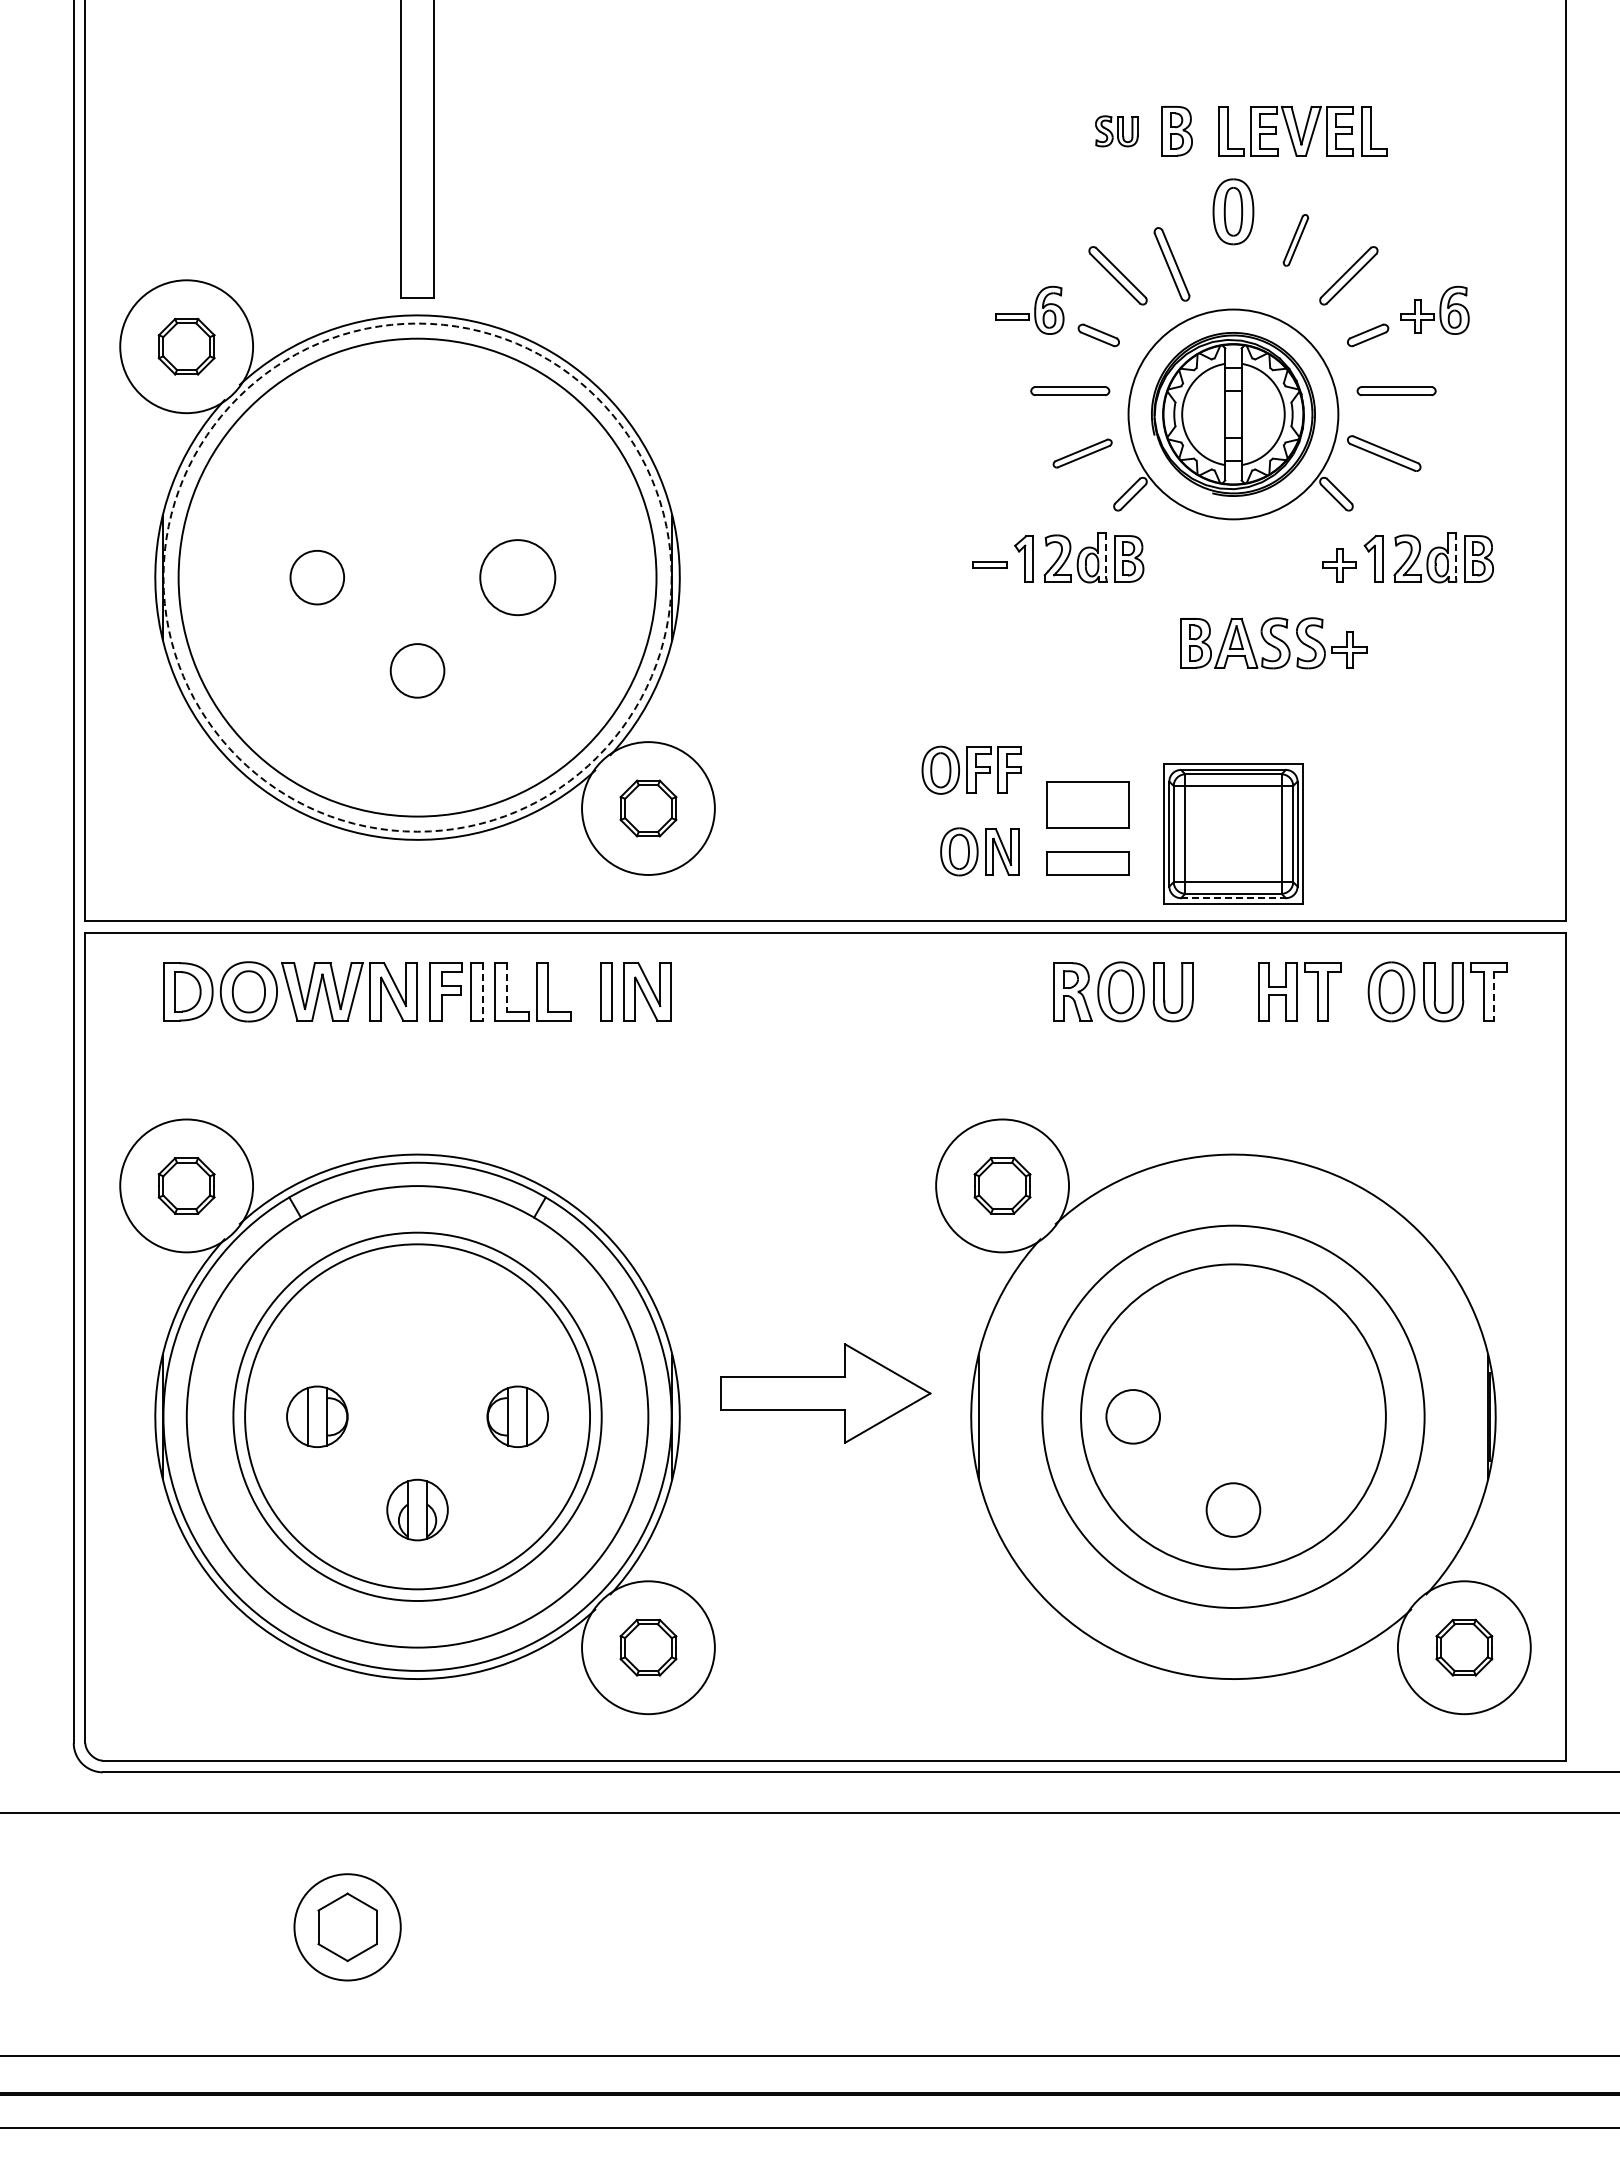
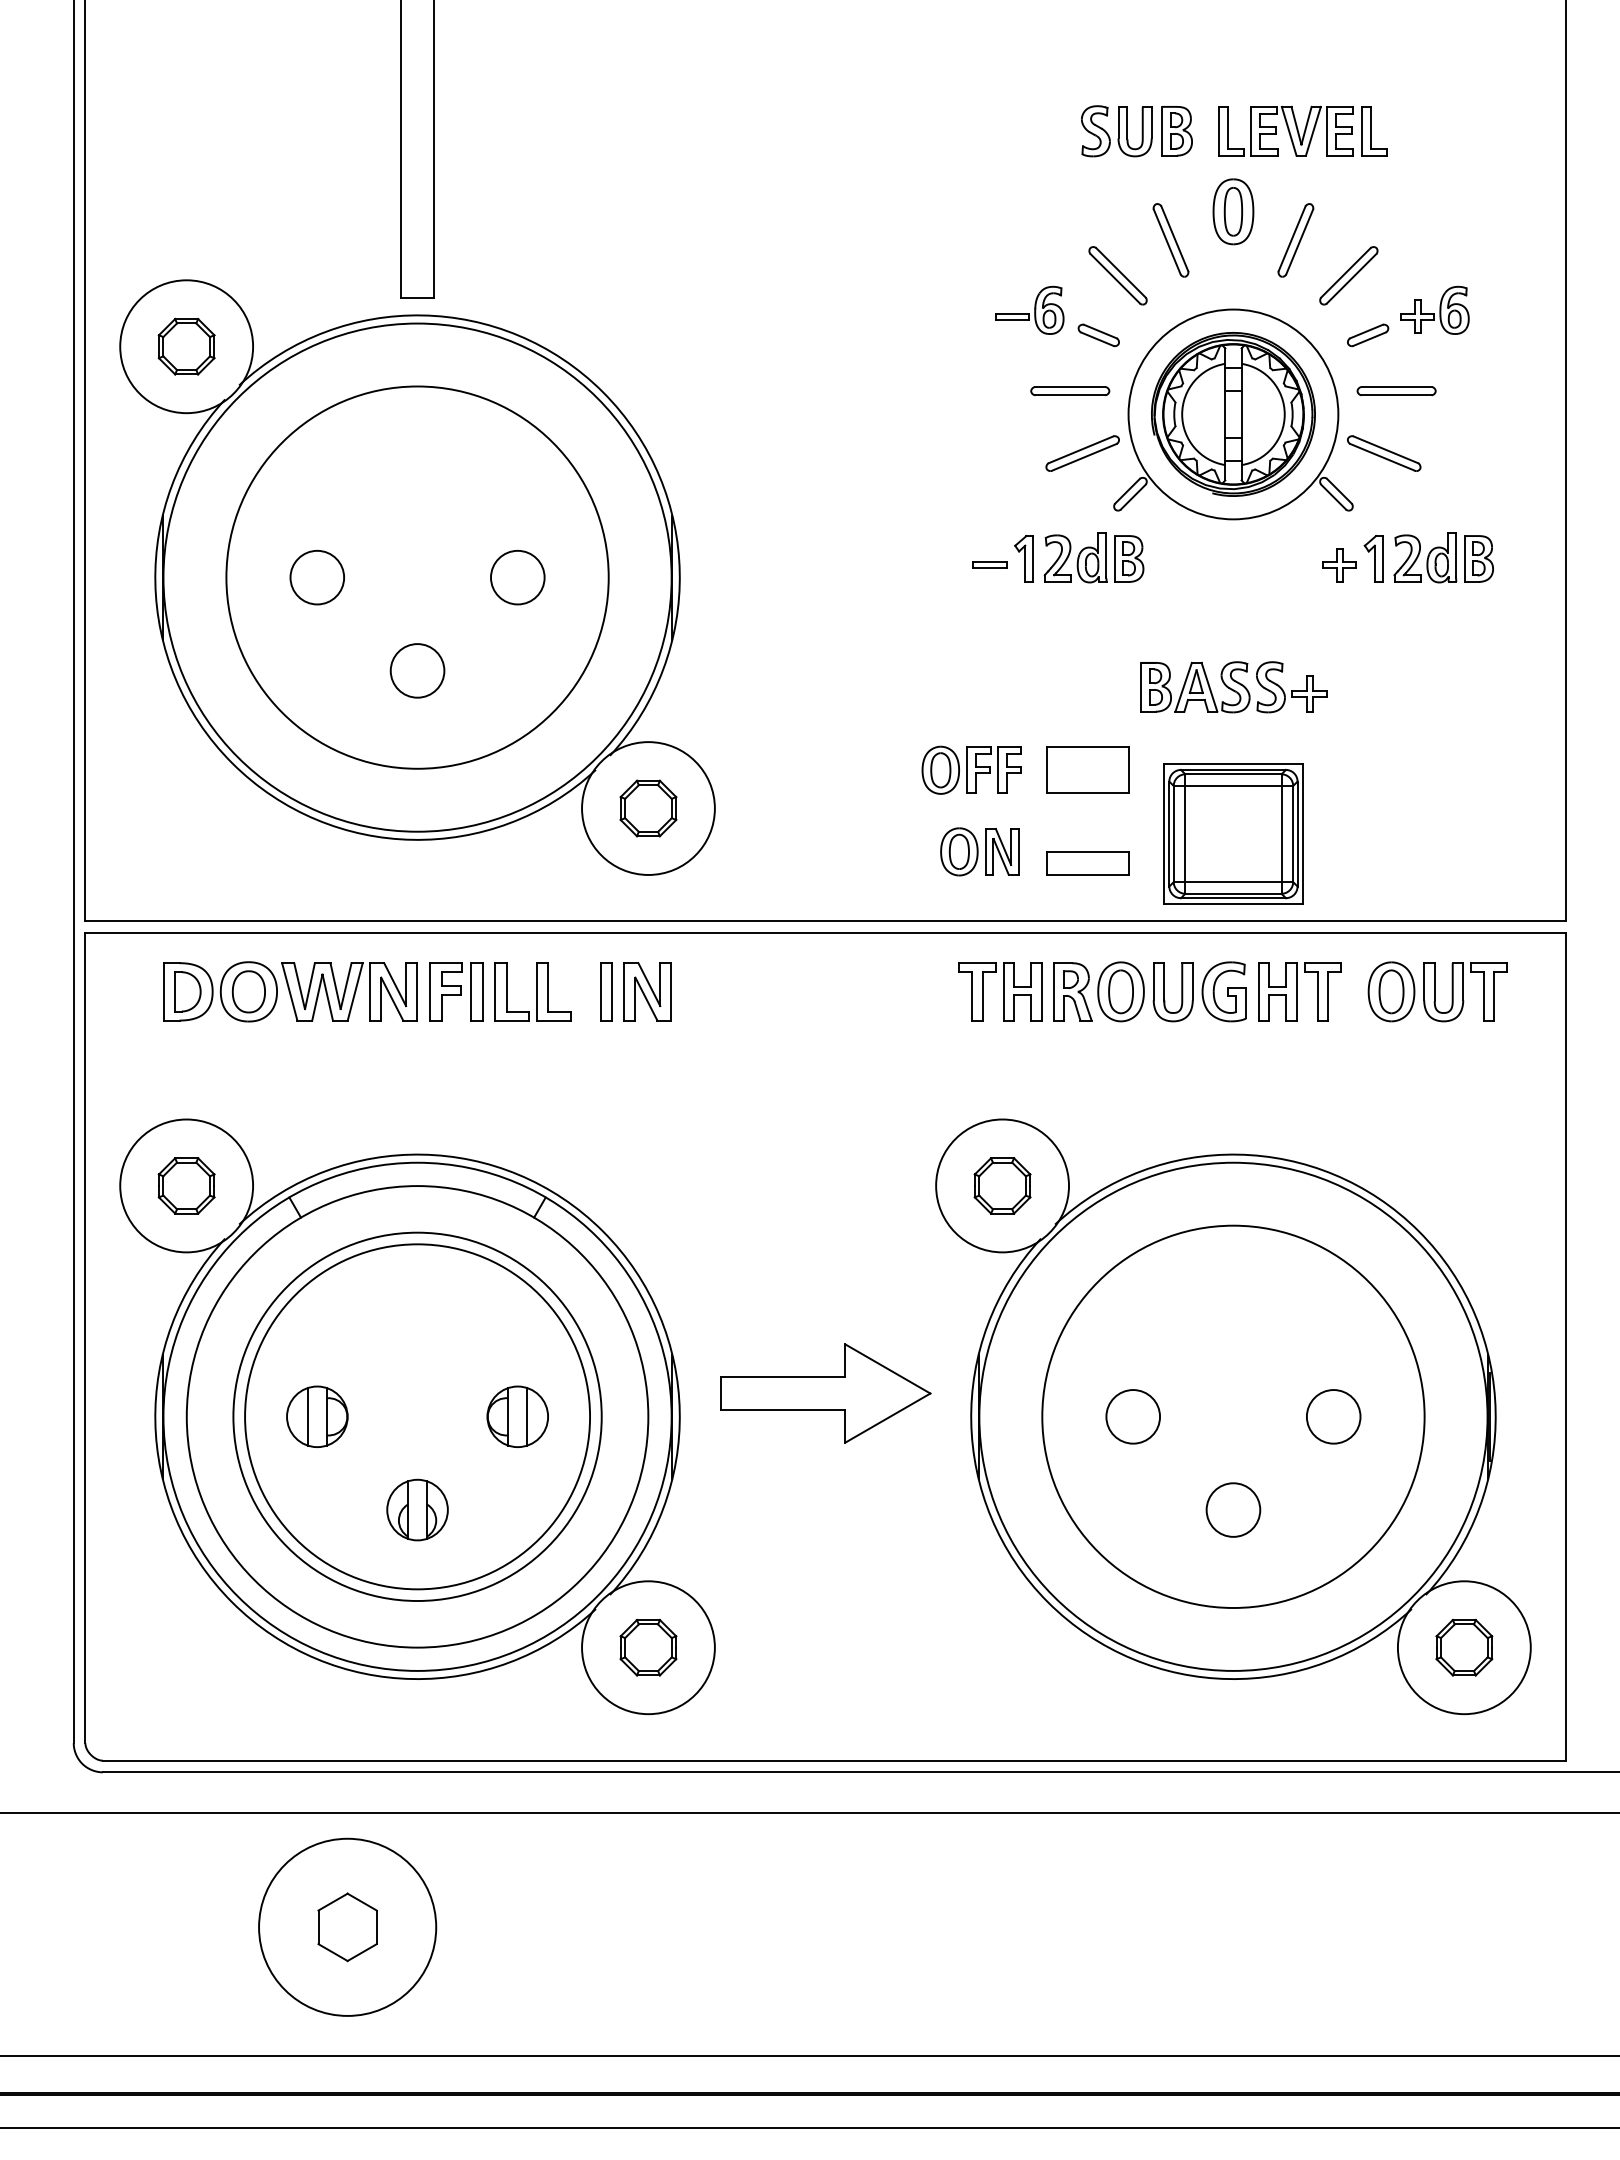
part size: 44x33 px -> 72x53 px (1116, 131)
part size: 28x53 px -> 38x75 px (1295, 240)
part position: (1171, 264) -> (1170, 240) (1170, 240)
part size: 61x31 px -> 75x37 px (1082, 453)
line: dashed -> solid (1106, 555)
line: dashed -> solid (1456, 555)
circle diameter: 478 px -> 382 px (417, 577)
circle: dashed -> solid (417, 577)
circle diameter: 75 px -> 54 px (517, 577)
part position: (1273, 643) -> (1233, 687) (1233, 687)
part position: (1087, 804) -> (1087, 769) (1087, 769)
line: dashed -> solid (1233, 898)
line: dashed -> solid (506, 987)
line: dashed -> solid (482, 991)
part: none -> present (1000, 991)
part: none -> present (1223, 991)
line: dashed -> solid (1494, 996)
circle diameter: 305 px -> 508 px (1233, 1416)
circle: none -> present (1333, 1416)
circle diameter: 106 px -> 177 px (347, 1926)
